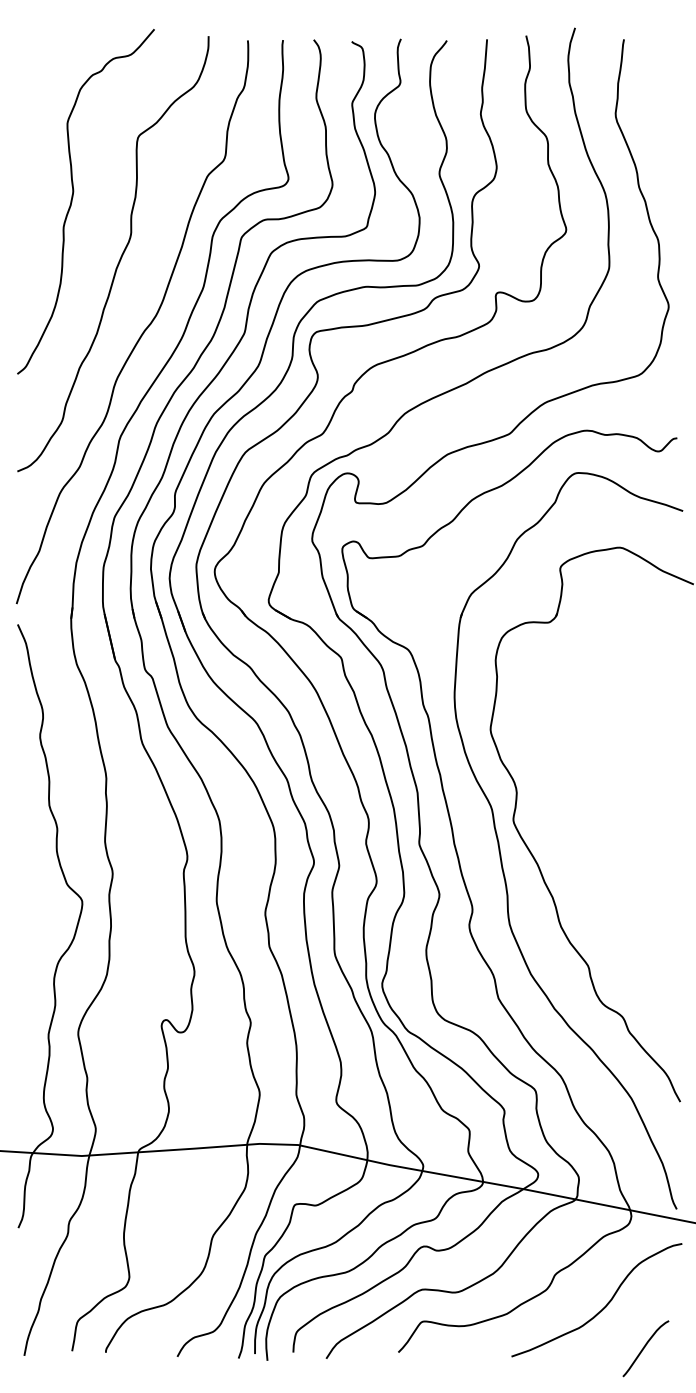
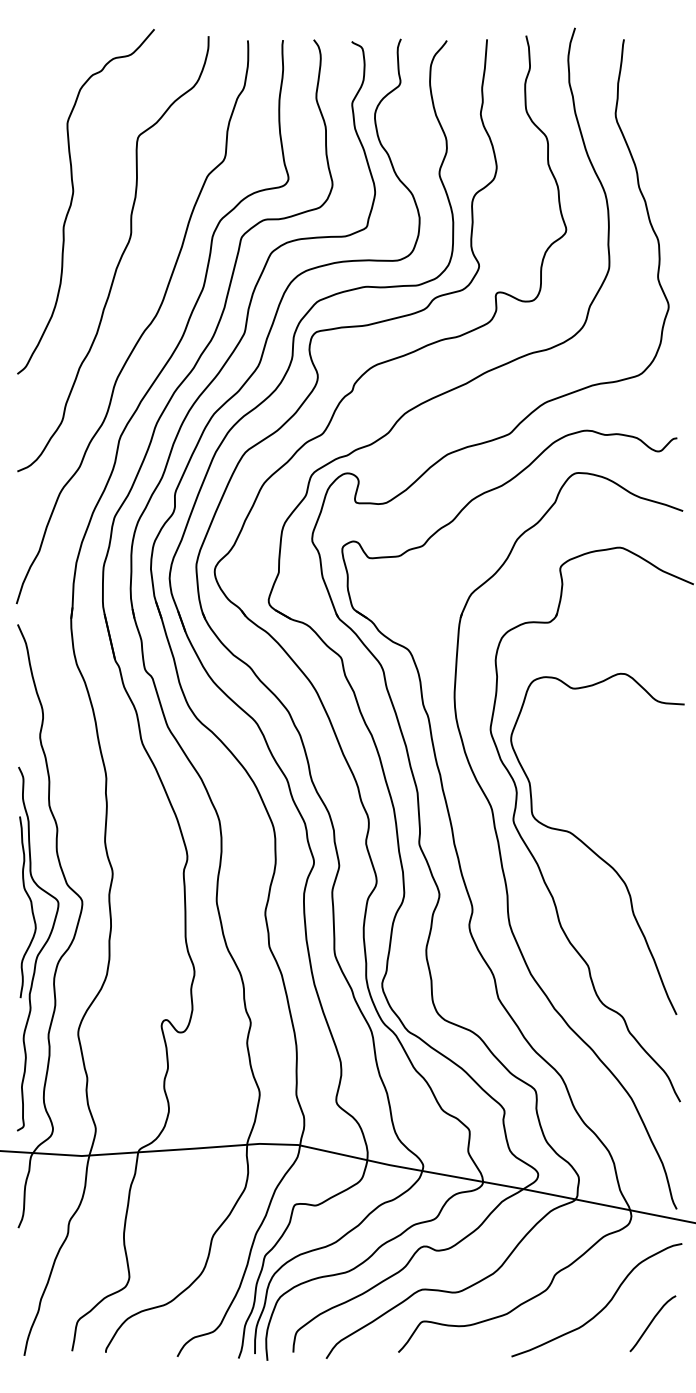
curve: none -> present (591, 848)
part: none -> present (38, 948)
curve position: (645, 1347) -> (652, 1322) (652, 1322)
